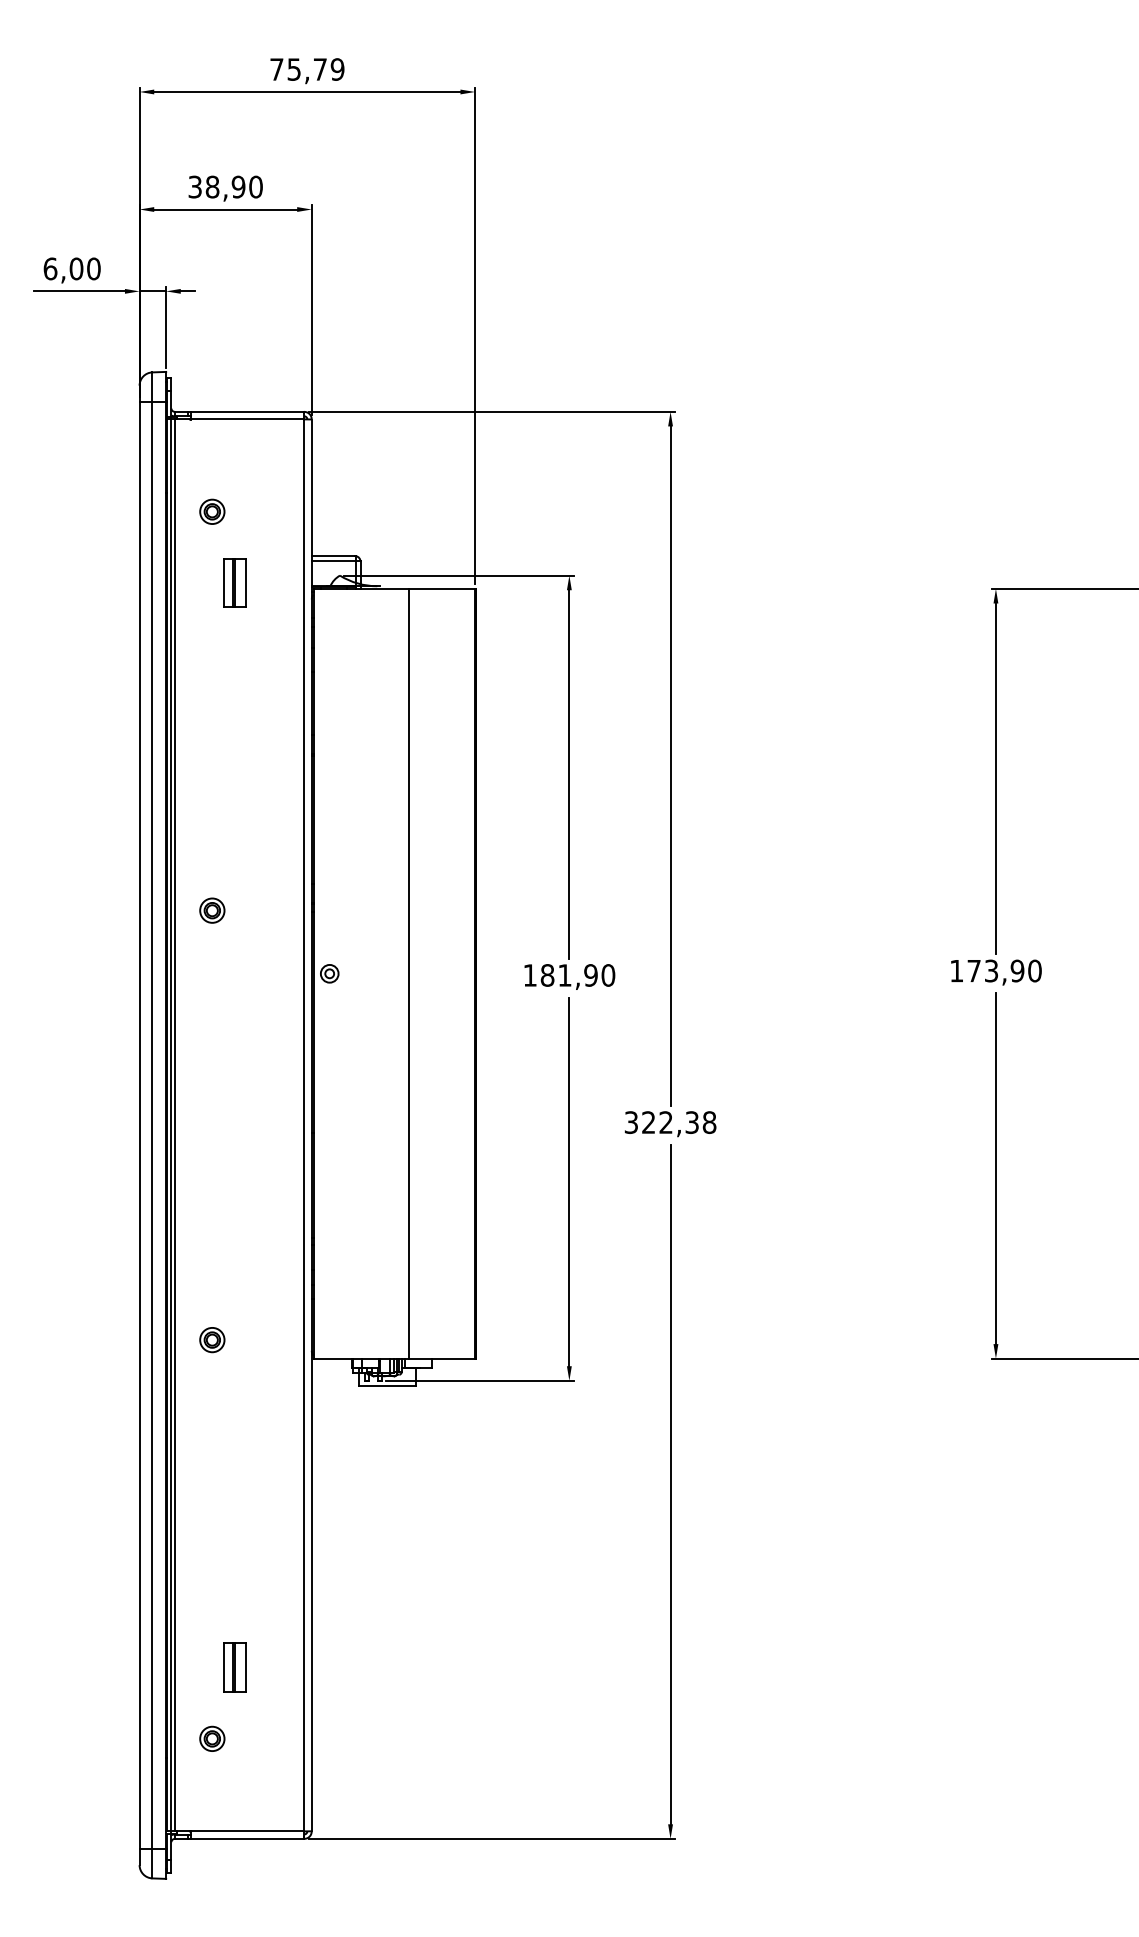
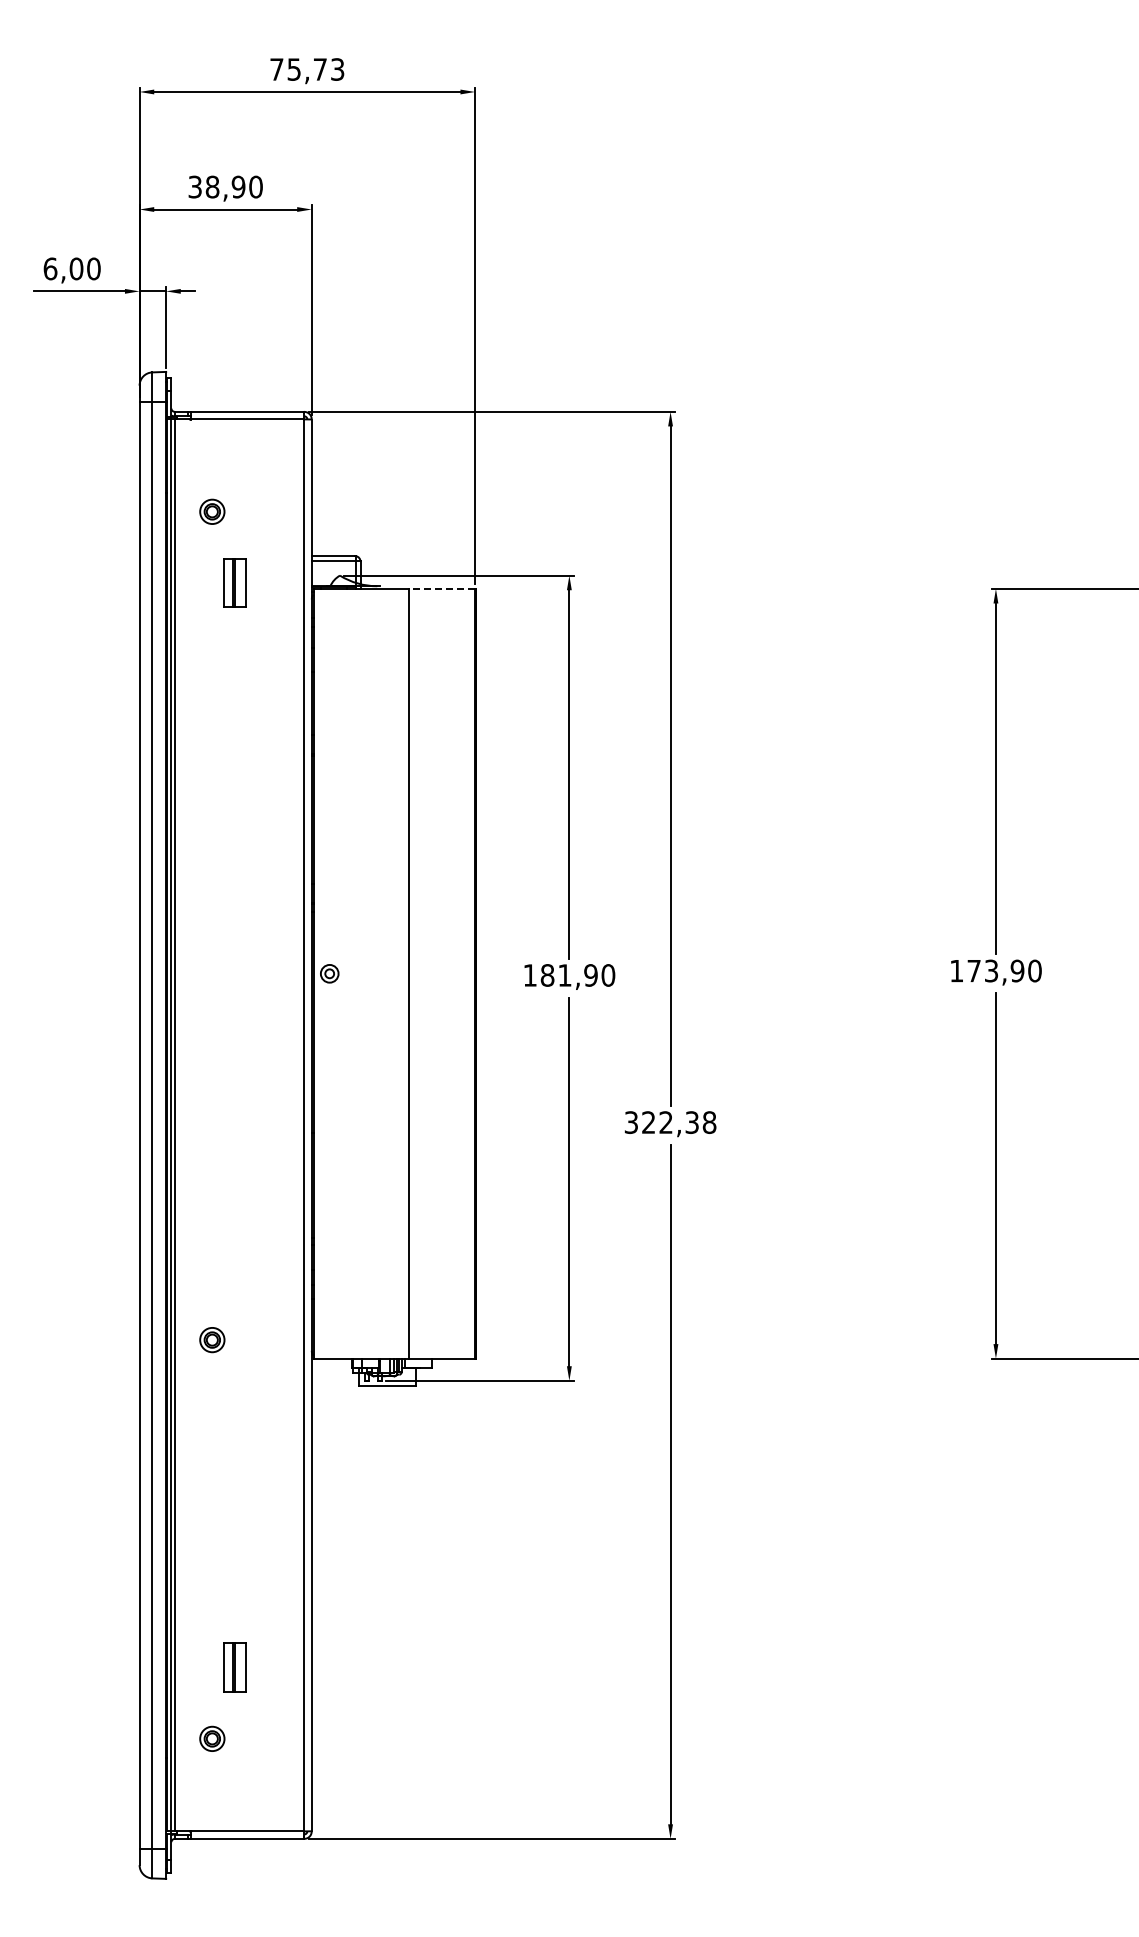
text: 75,79 -> 75,73 (337, 69)
line: solid -> dashed (442, 588)
part: present -> none (212, 910)
